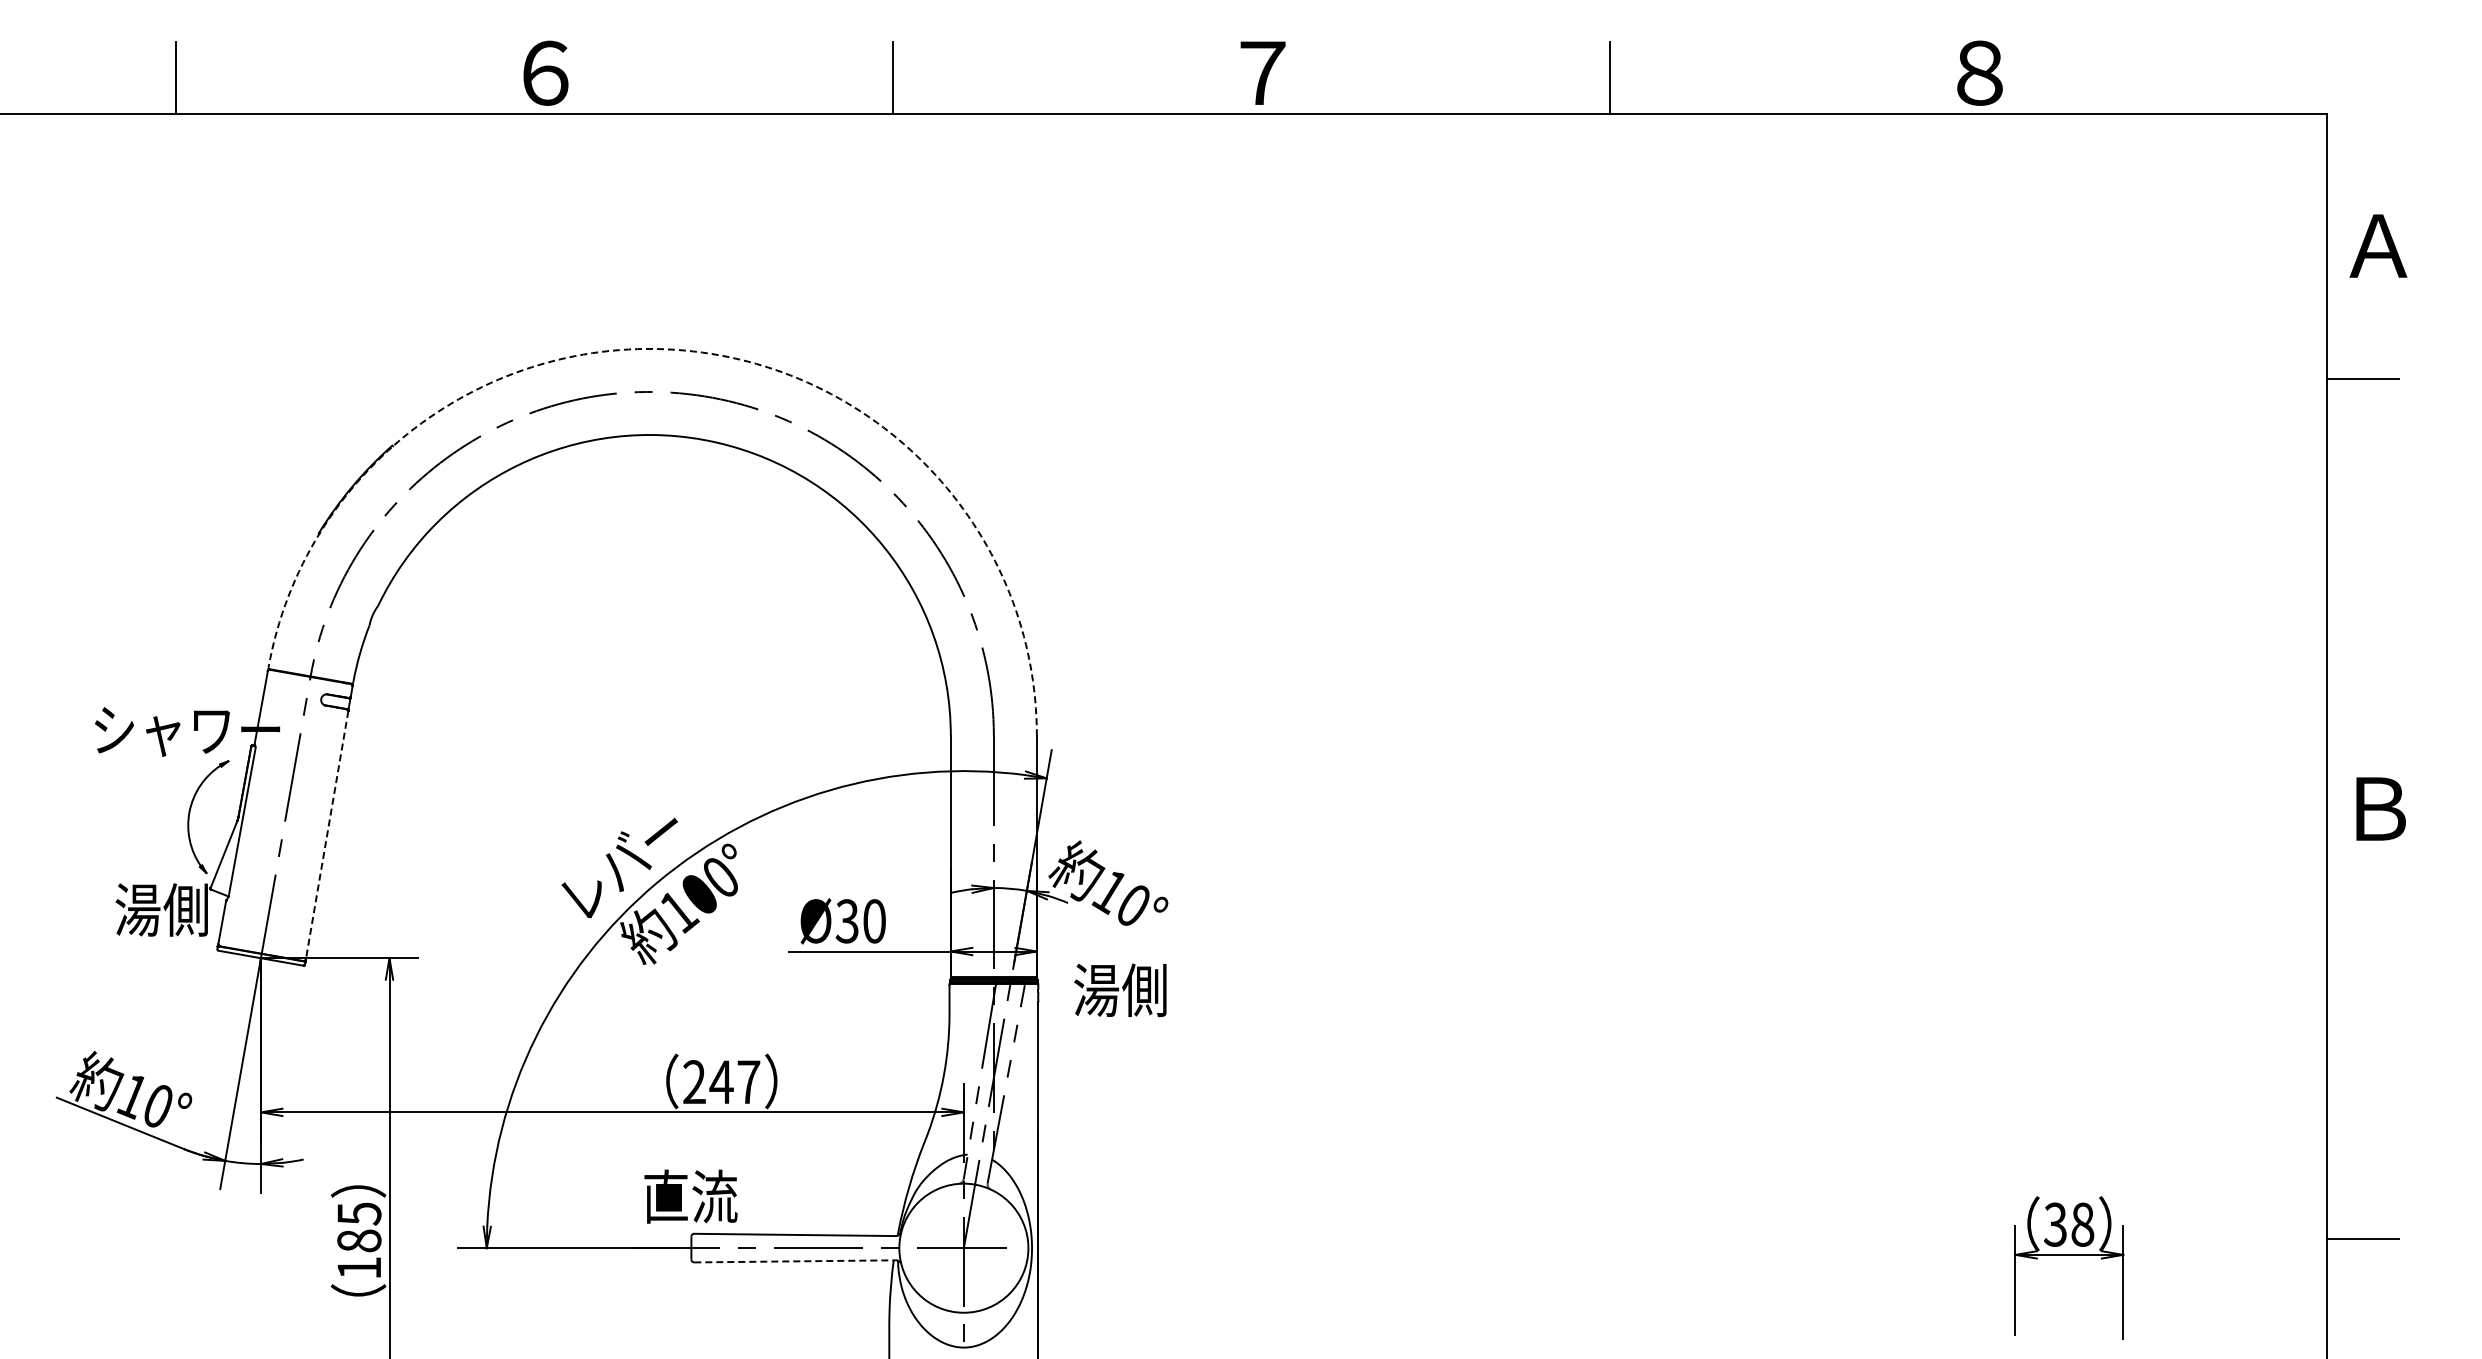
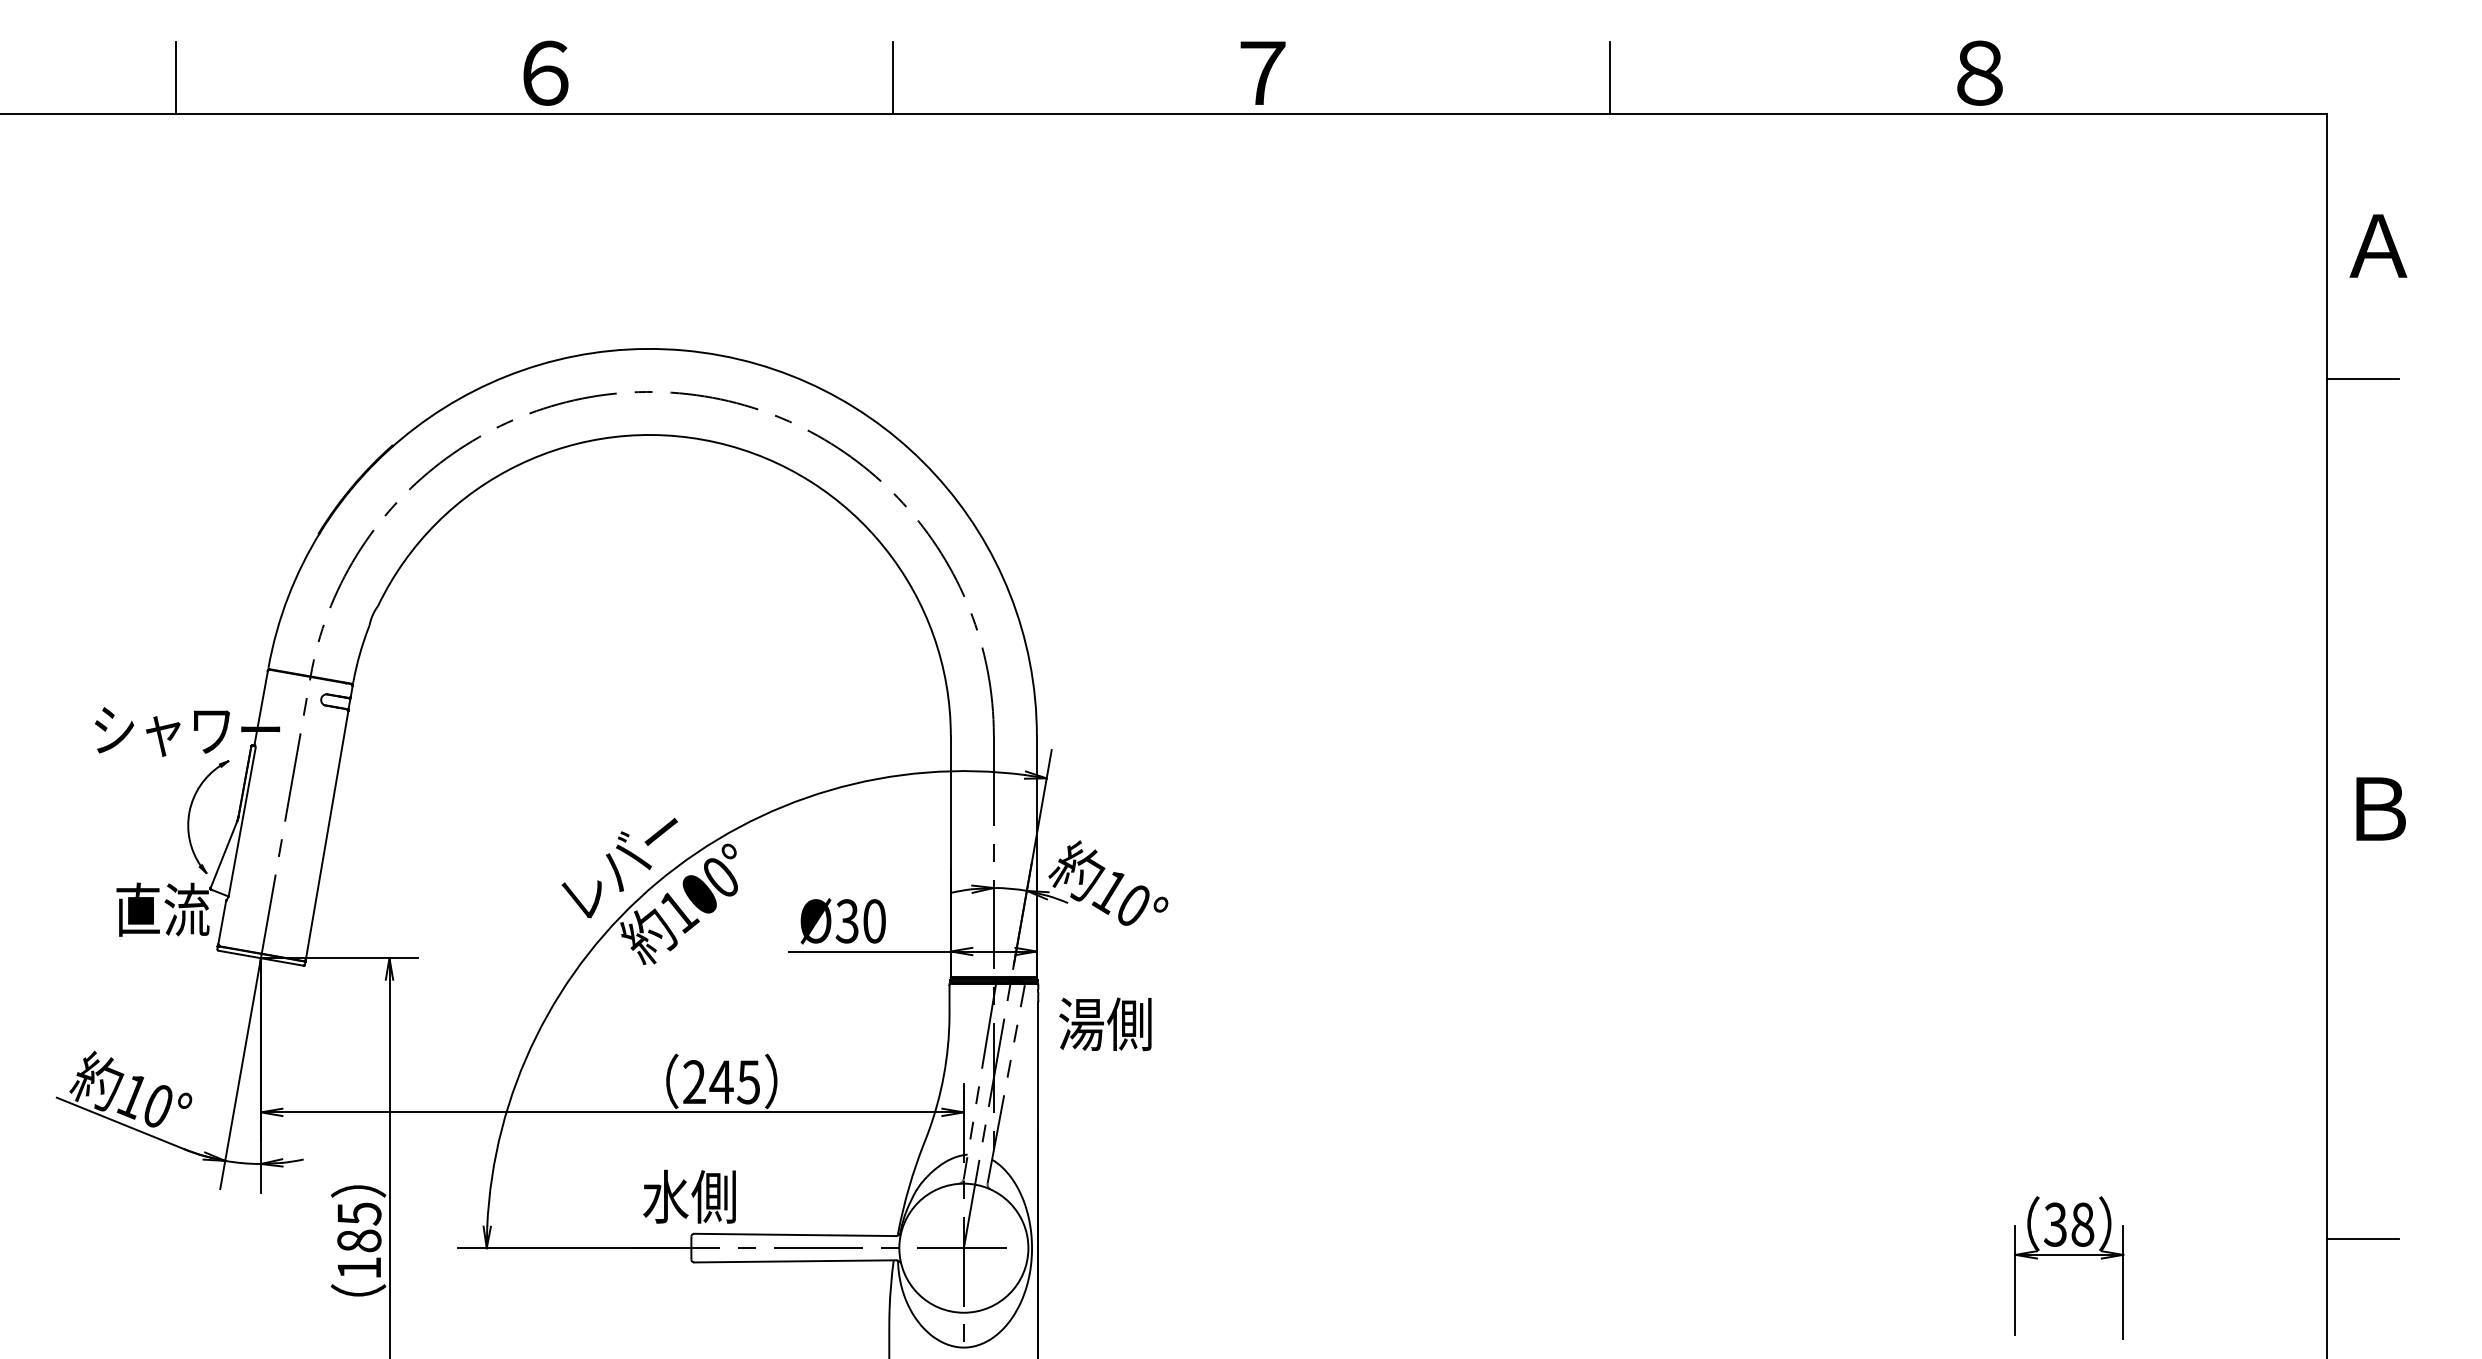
arc: dashed -> solid (684, 350)
line: dashed -> solid (327, 836)
text: 湯側 -> 直流 (162, 909)
text position: (1120, 990) -> (1105, 1024) (1105, 1024)
text: 247 -> 245 (748, 1082)
text: 直流 -> 水側 (690, 1196)
line: dashed -> solid (795, 1261)
